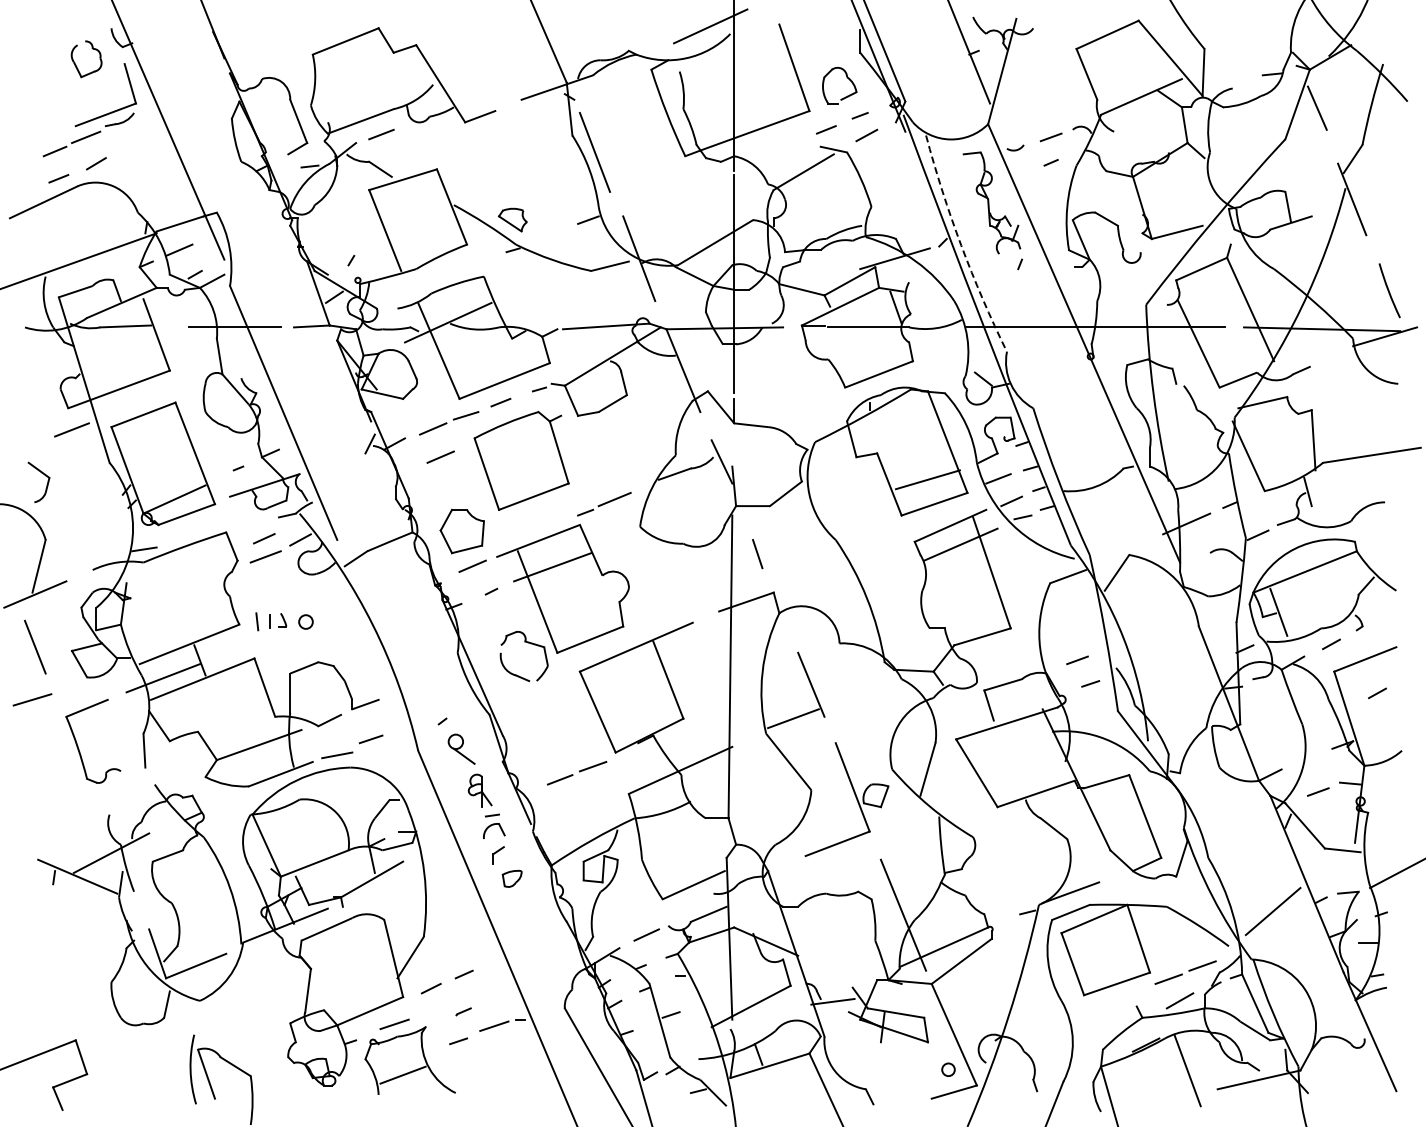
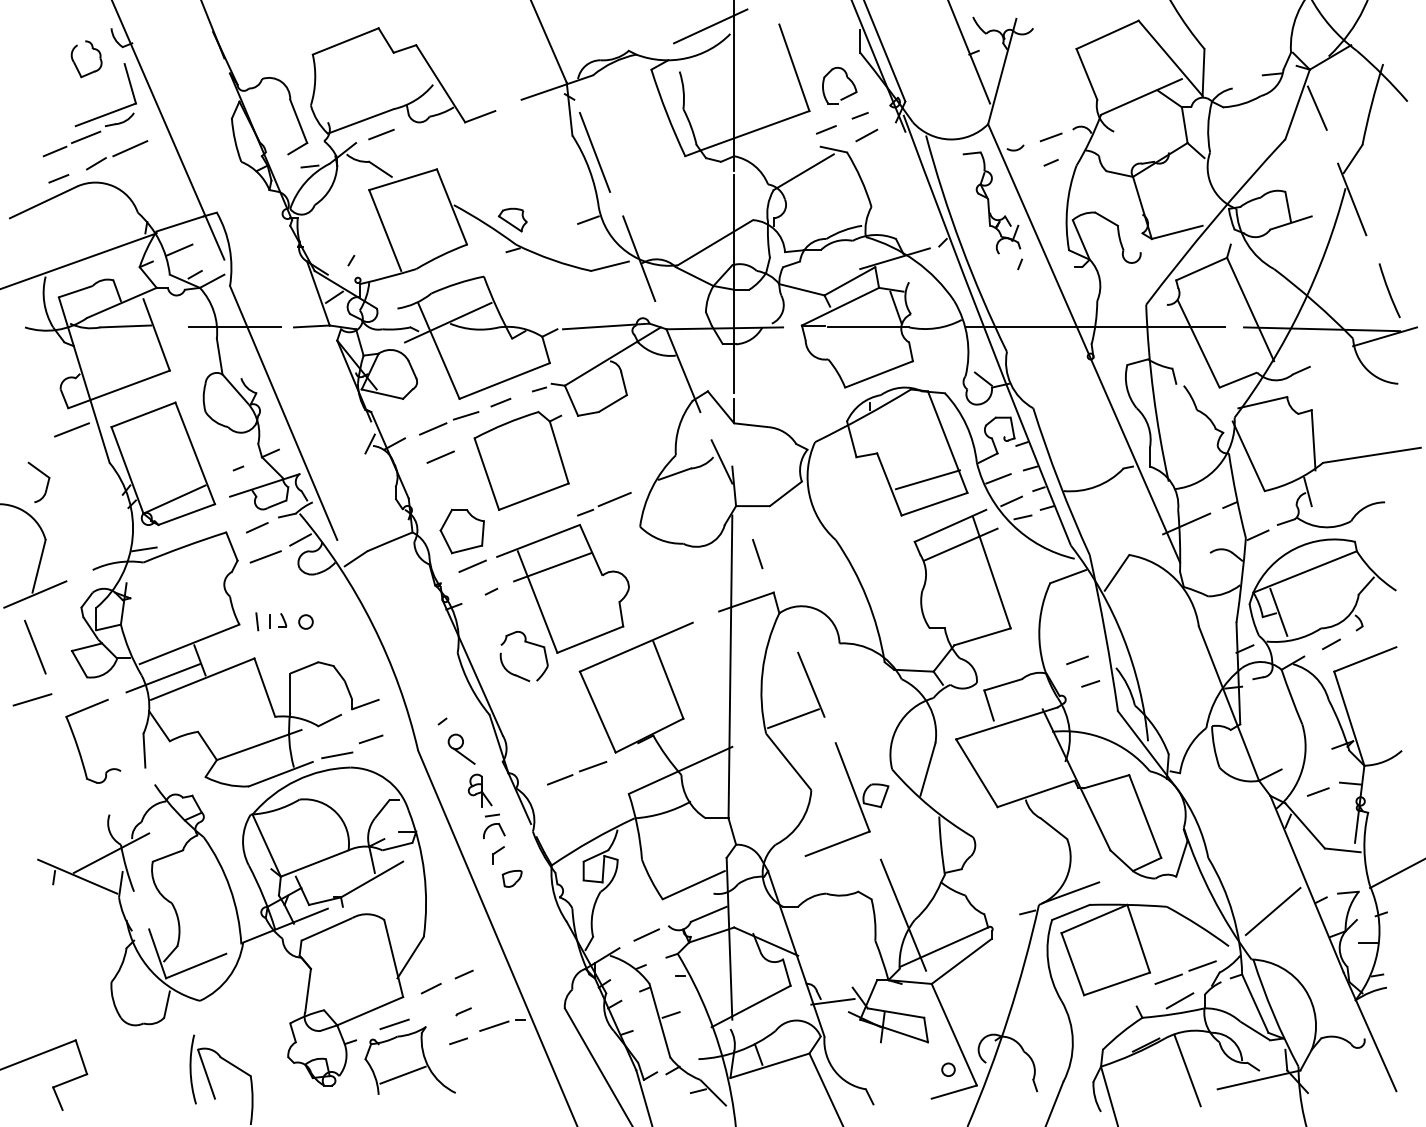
line: none -> present (130, 148)
arc: dashed -> solid (961, 245)
line position: (264, 538) -> (257, 527) (257, 527)
line: present -> none (1377, 693)
